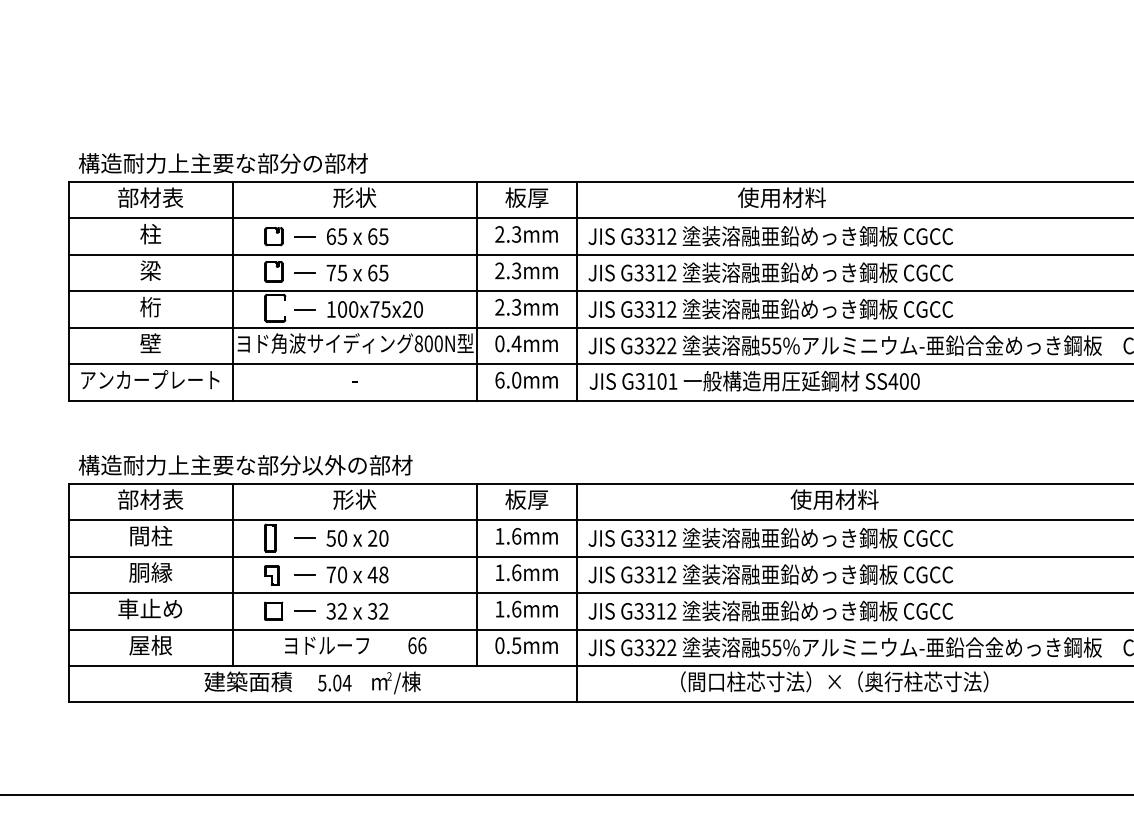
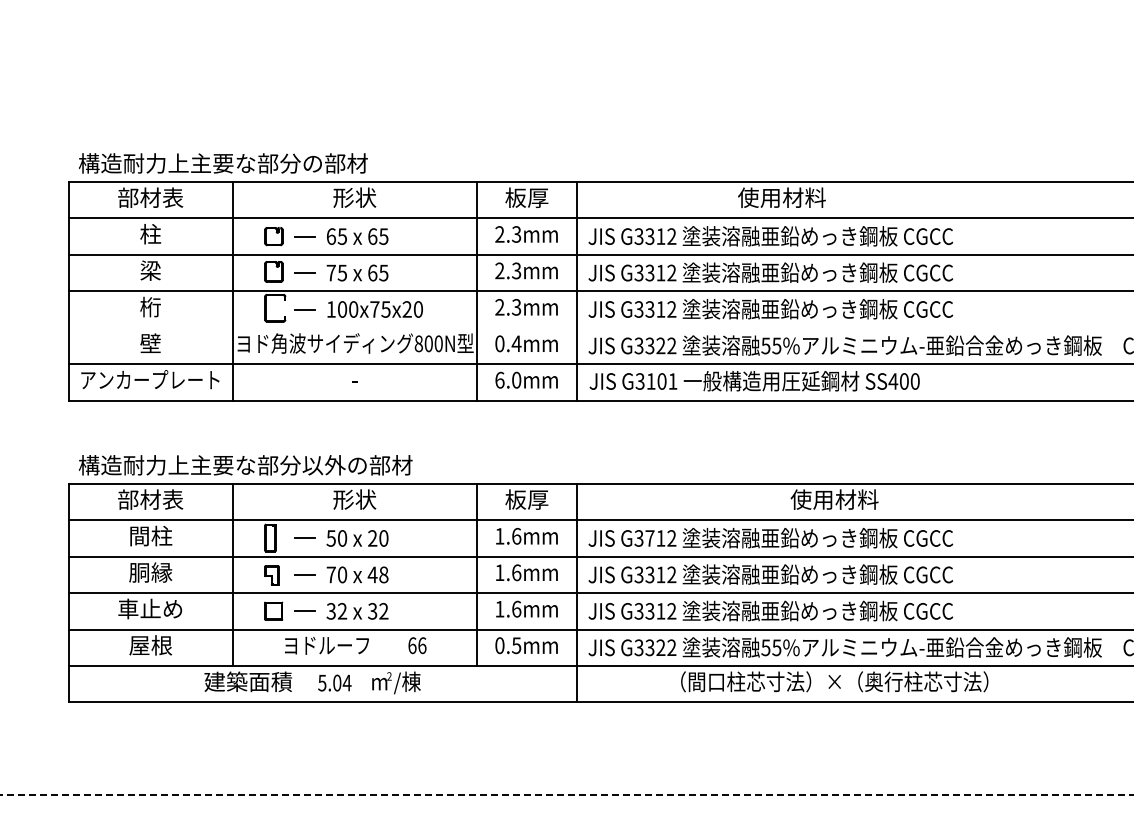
line: present -> none (599, 327)
text: G3312 -> G3712 (649, 538)
line: solid -> dashed (567, 795)
